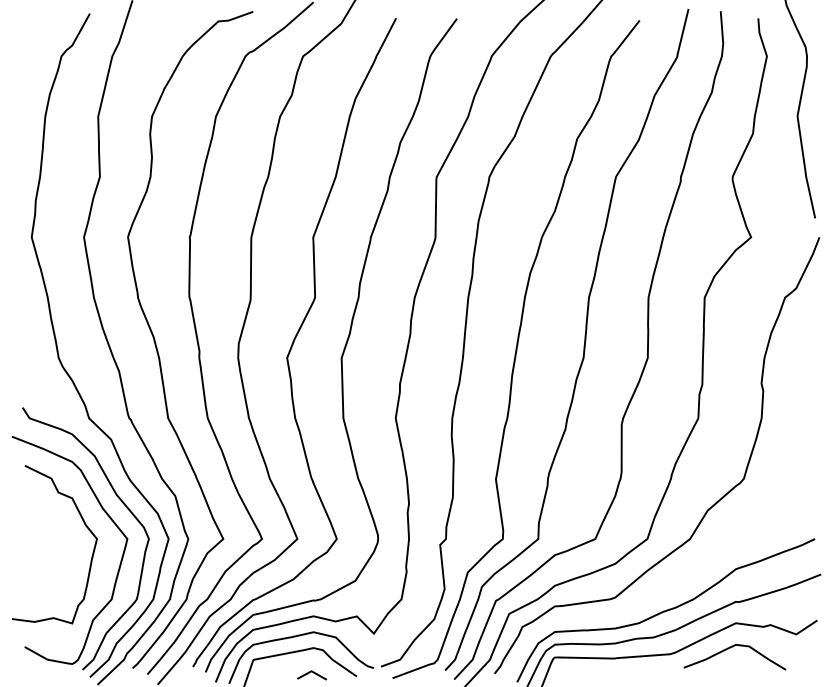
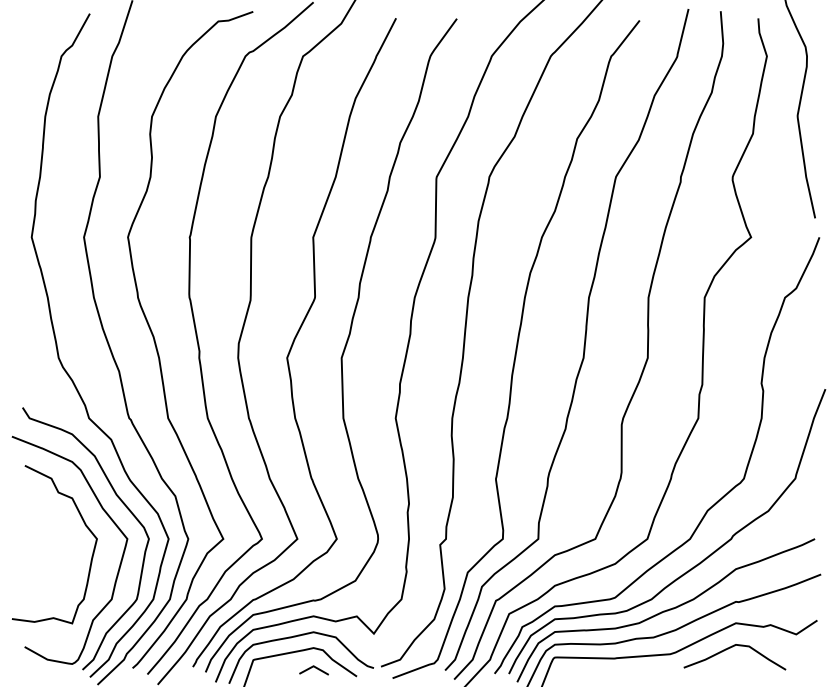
curve: none -> present (690, 568)
line position: (309, 673) -> (311, 668) (311, 668)
